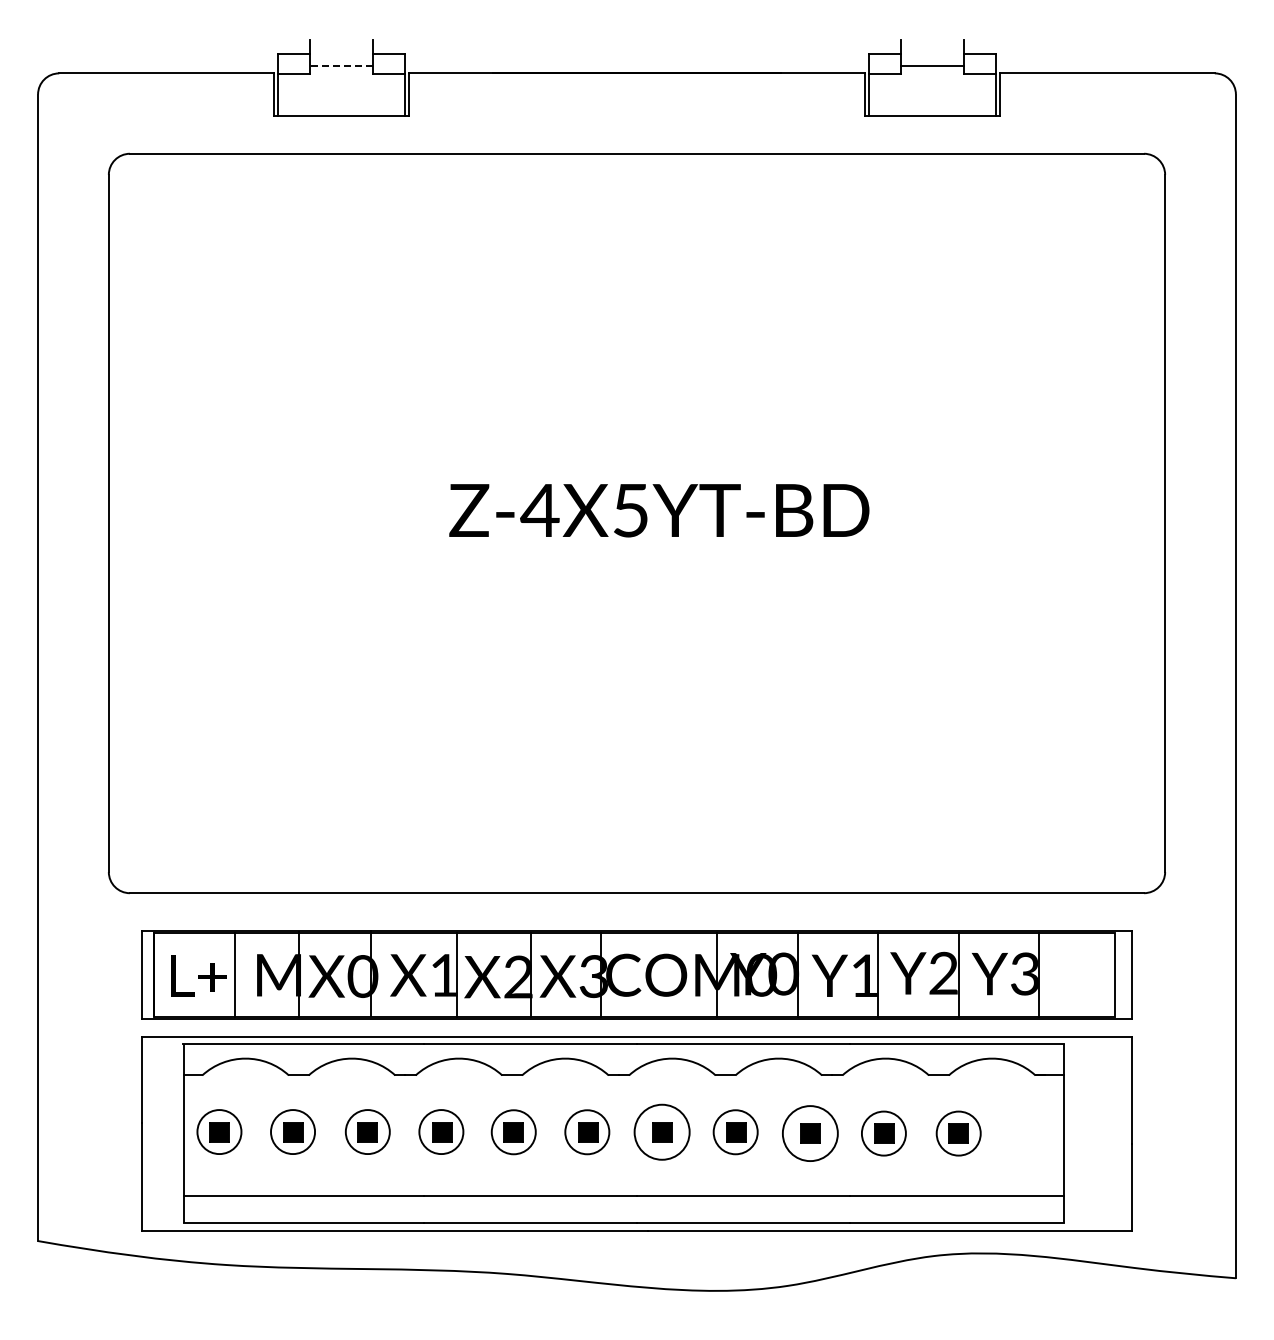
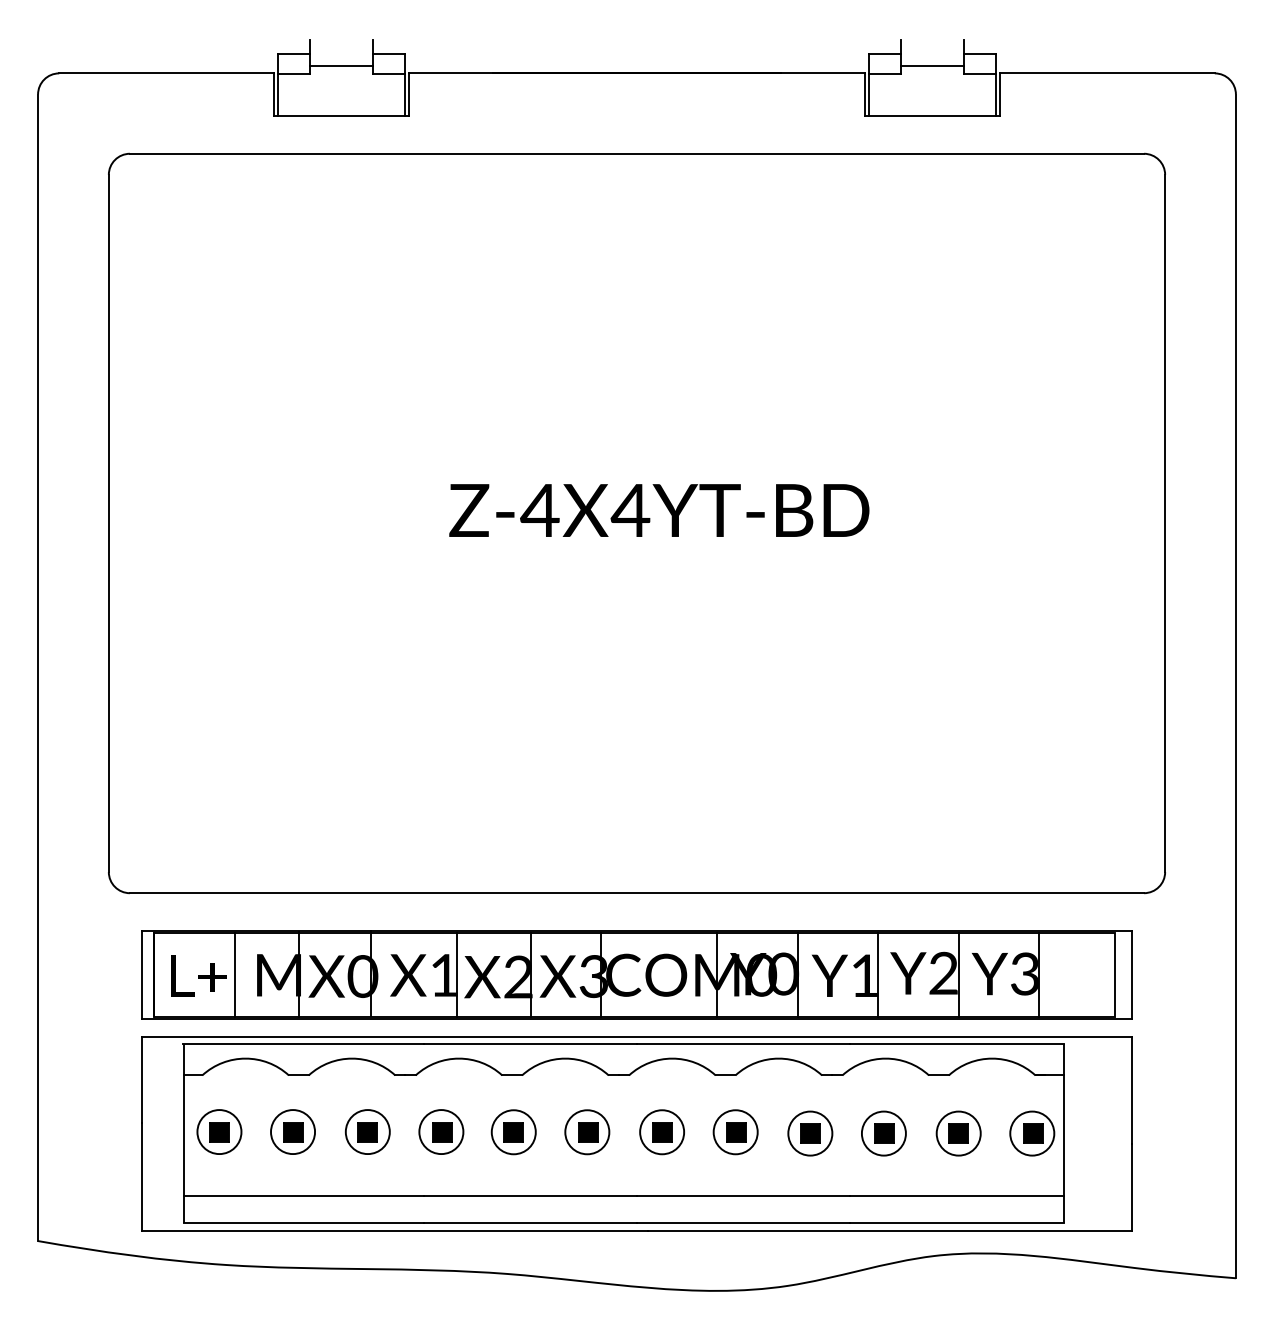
line: dashed -> solid (341, 65)
text: Z-4X5YT-BD -> Z-4X4YT-BD (630, 510)
circle diameter: 55 px -> 44 px (662, 1132)
circle diameter: 55 px -> 44 px (810, 1133)
part: none -> present (1032, 1133)
